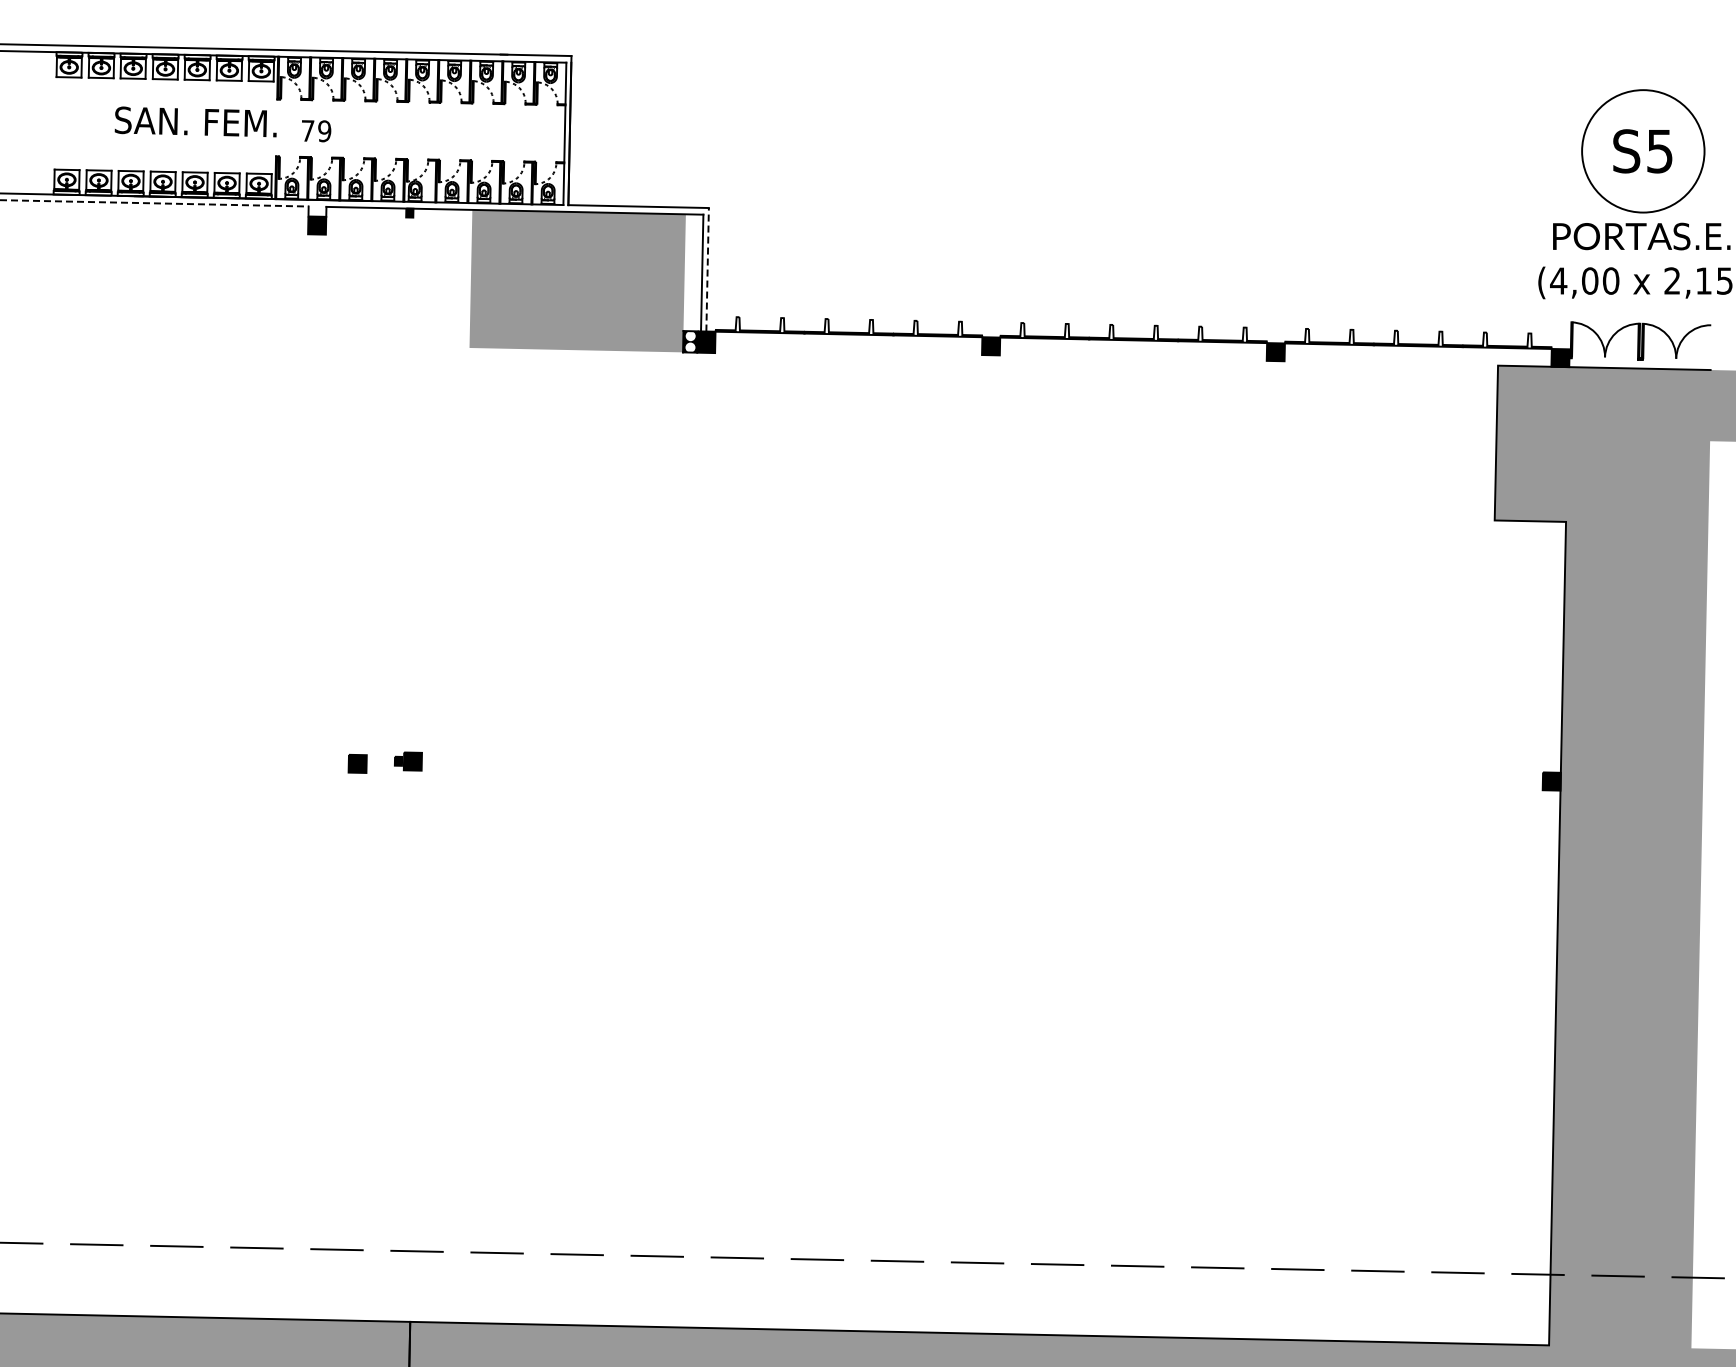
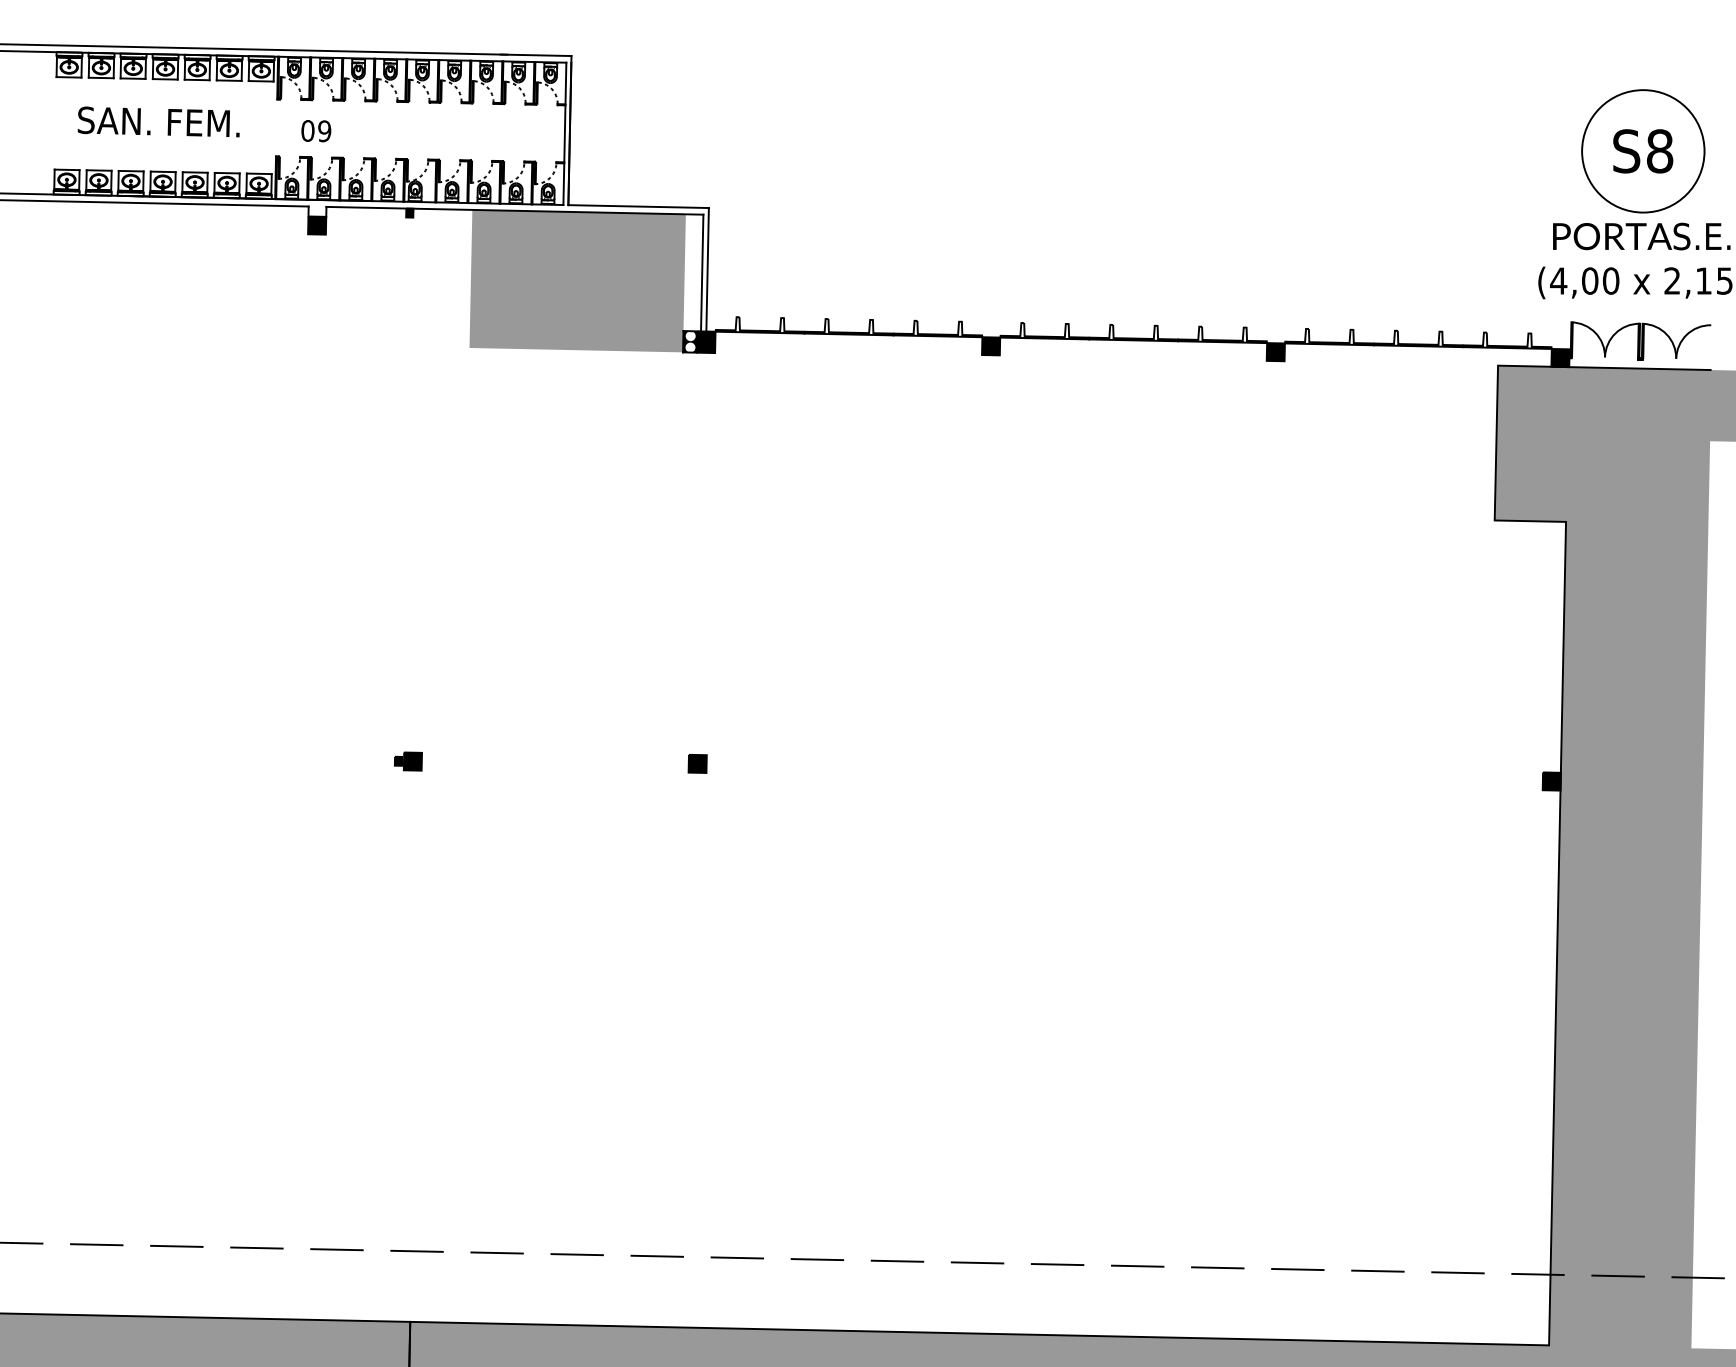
text position: (195, 121) -> (158, 121) (158, 121)
text: 79 -> 09 (307, 130)
text: S5 -> S8 (1660, 151)
line: dashed -> solid (154, 203)
line: dashed -> solid (707, 269)
part position: (357, 763) -> (697, 763) (697, 763)
